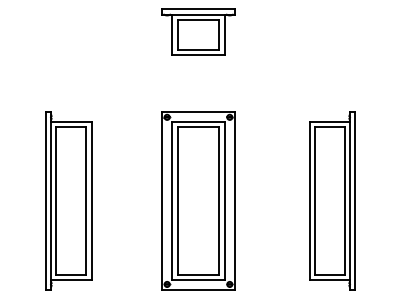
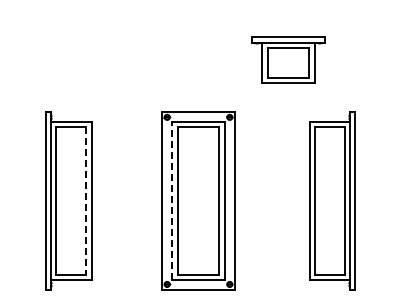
part position: (198, 31) -> (288, 59) (288, 59)
line: solid -> dashed (172, 200)
line: solid -> dashed (86, 201)
